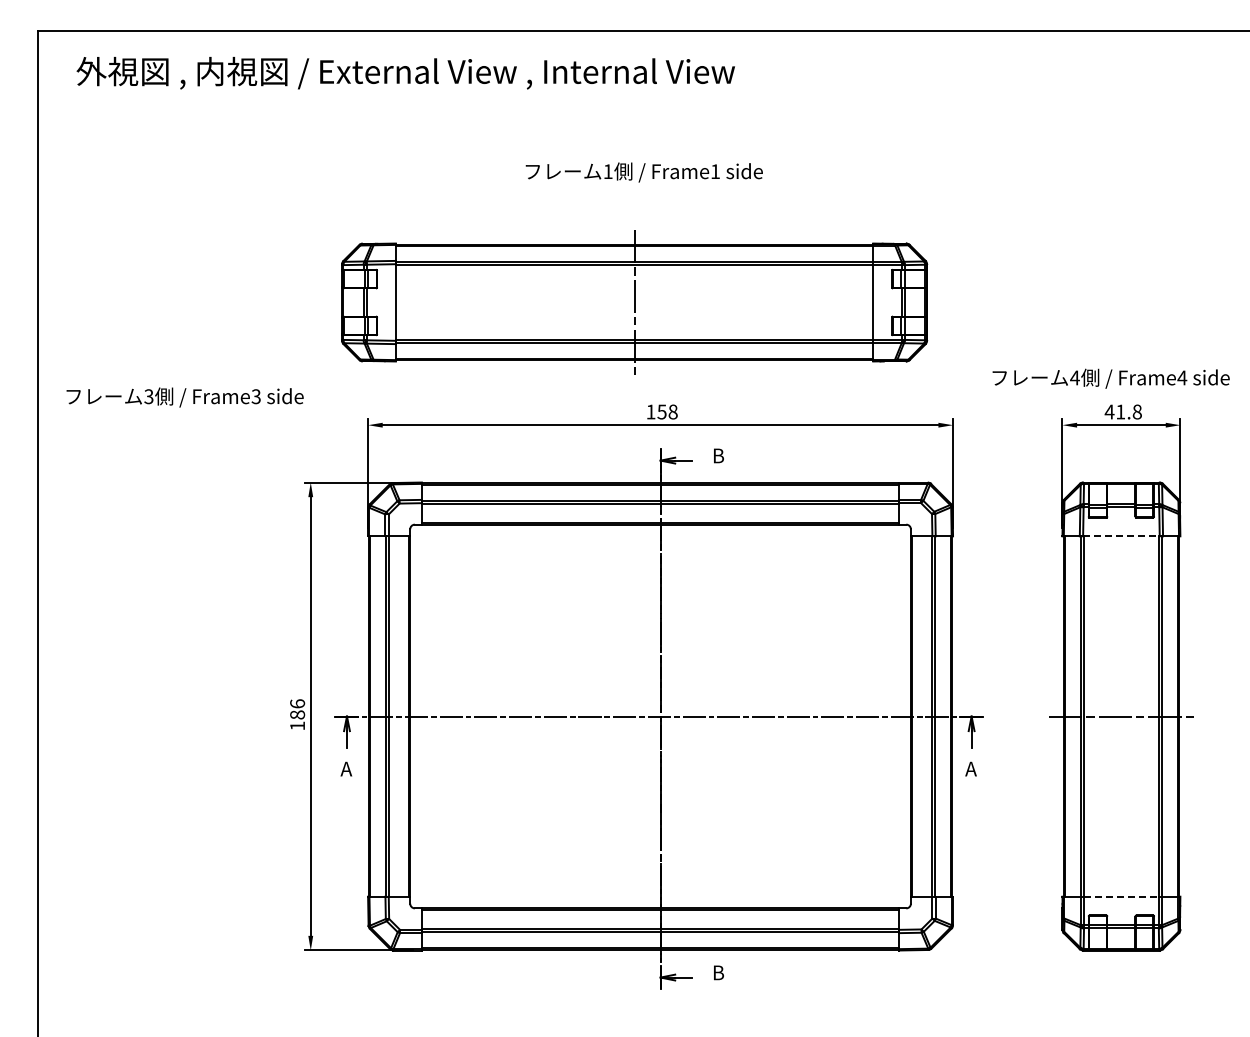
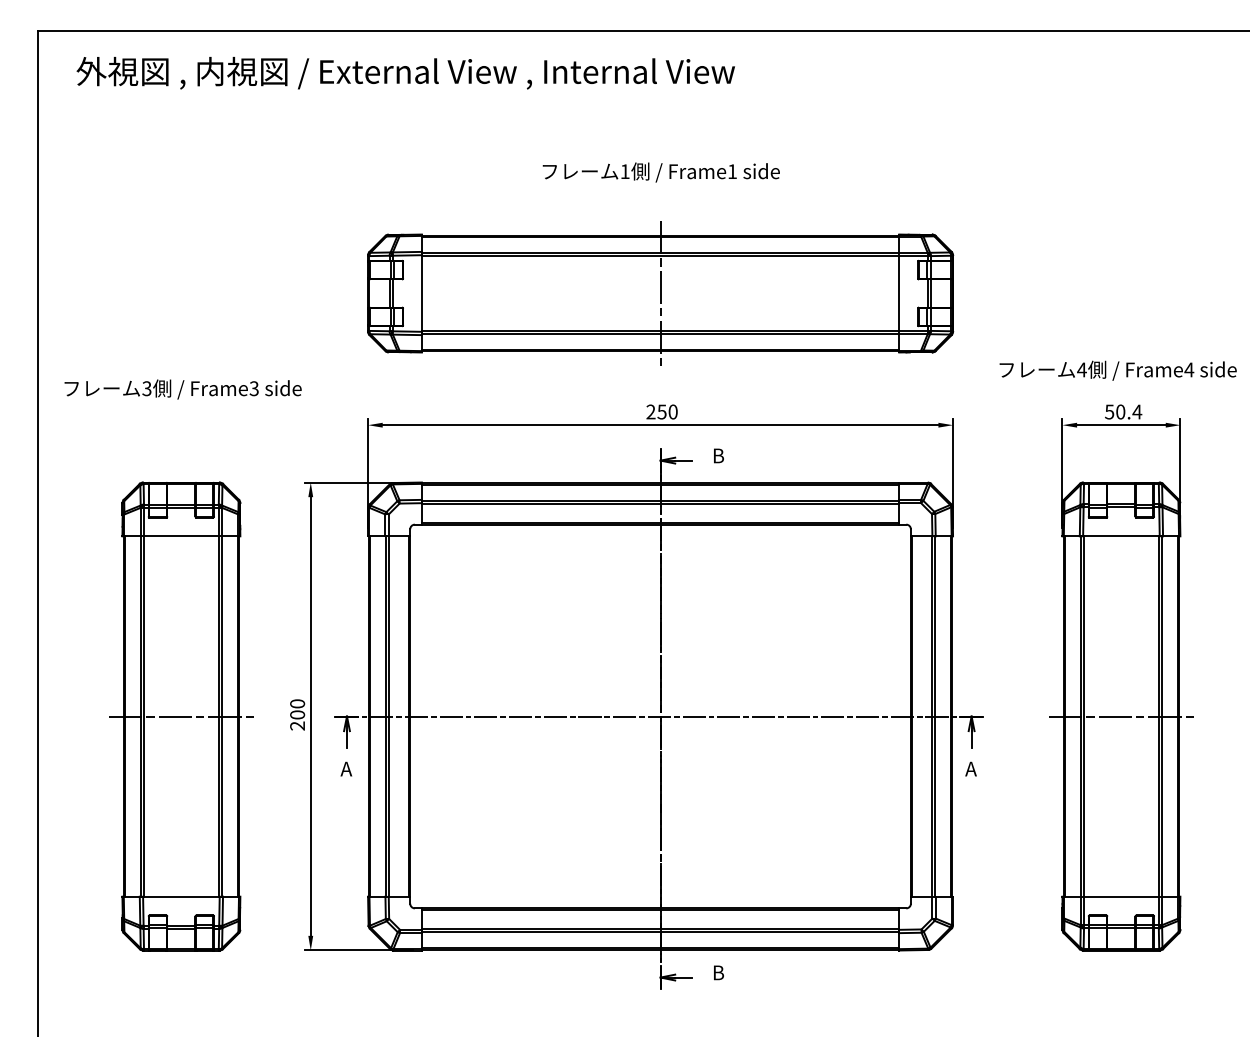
text position: (643, 172) -> (660, 172) (660, 172)
part position: (634, 302) -> (660, 293) (660, 293)
text position: (1110, 378) -> (1117, 370) (1117, 370)
text position: (184, 397) -> (182, 389) (182, 389)
text: 158 -> 250 (661, 411)
text: 41.8 -> 50.4 (1123, 411)
line: dashed -> solid (1121, 536)
text: 186 -> 200 (297, 714)
part: none -> present (181, 716)
line: dashed -> solid (1121, 896)
